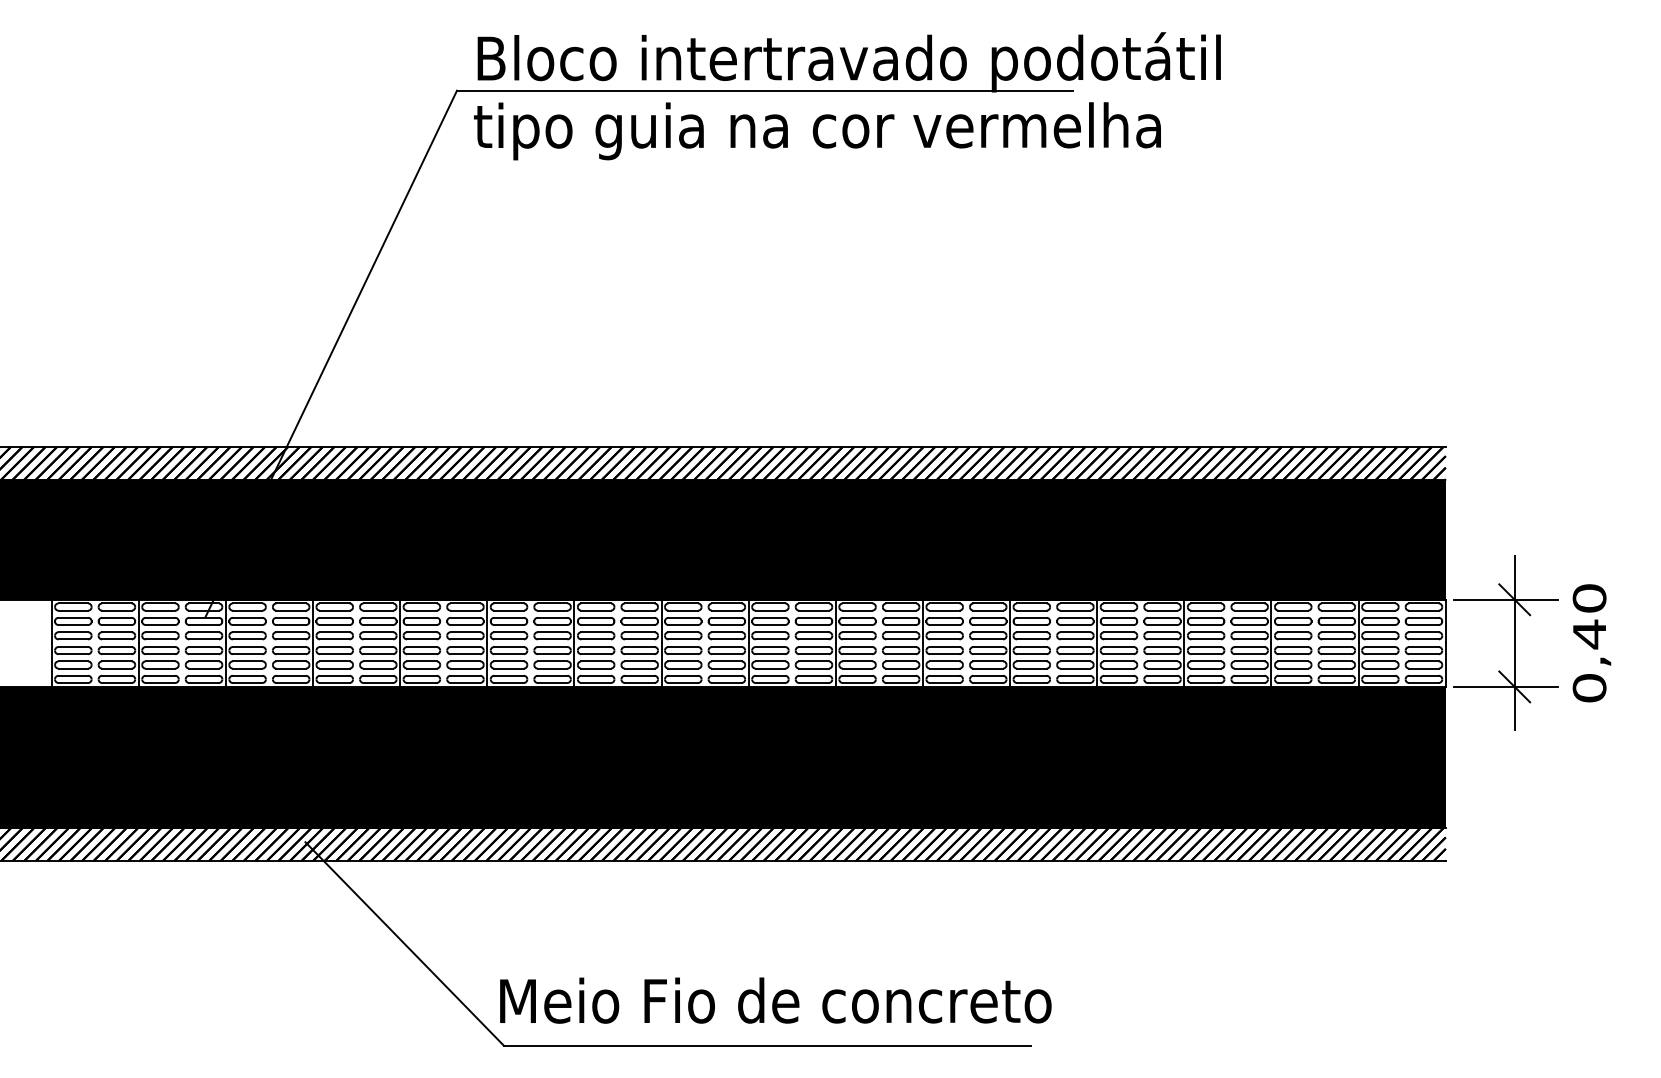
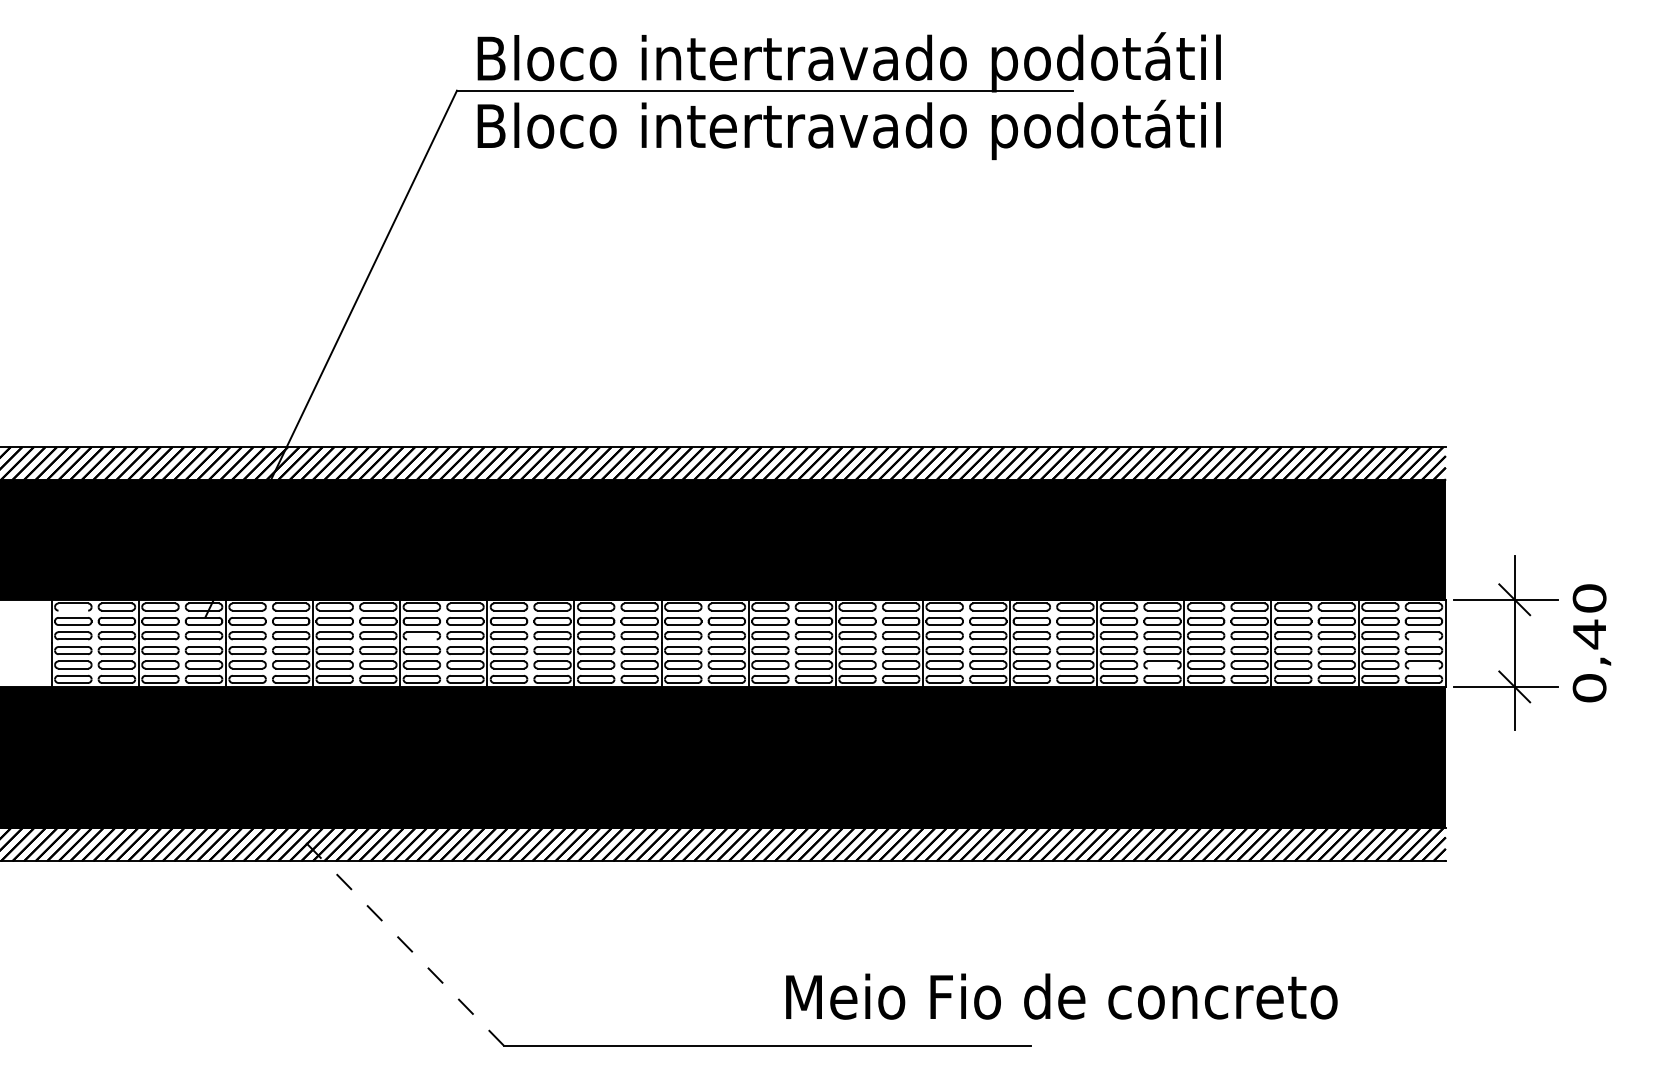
text: tipo guia na cor vermelha -> Bloco intertravado podotátil (847, 129)
line: present -> none (73, 610)
line: present -> none (421, 639)
line: present -> none (1423, 639)
line: present -> none (1162, 668)
line: present -> none (1423, 668)
line: solid -> dashed (404, 943)
text position: (775, 1000) -> (1061, 996) (1061, 996)
